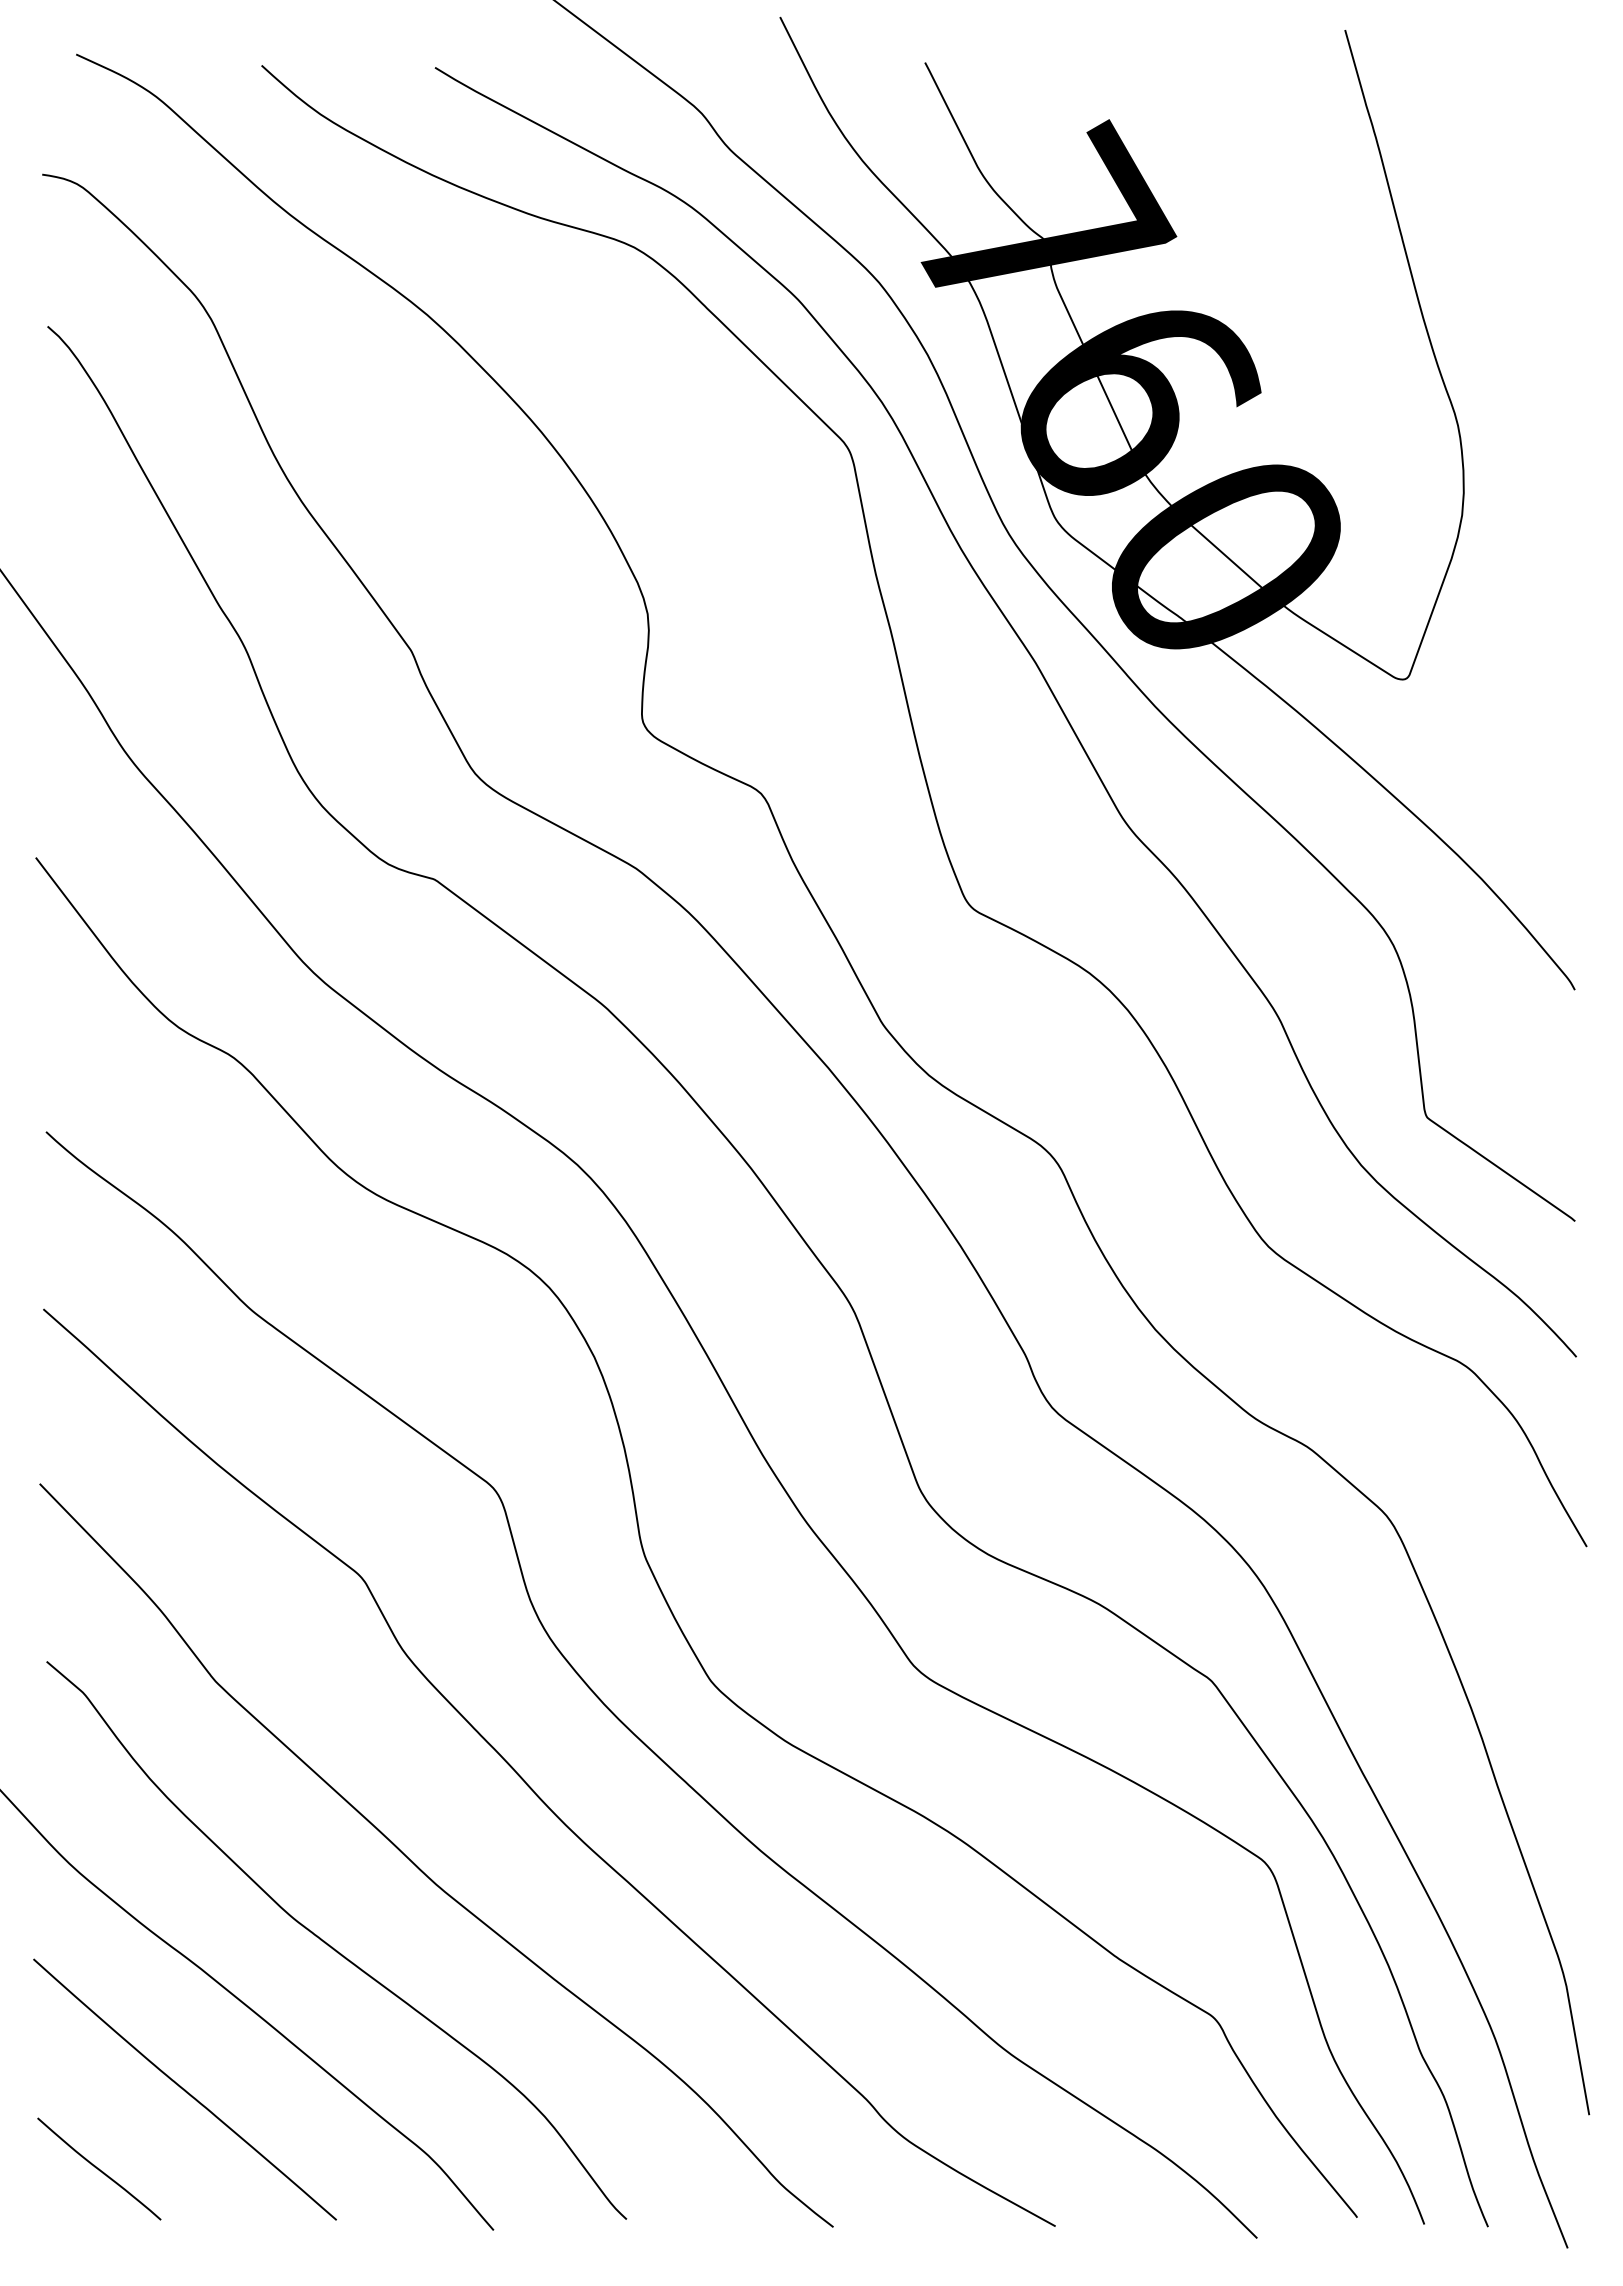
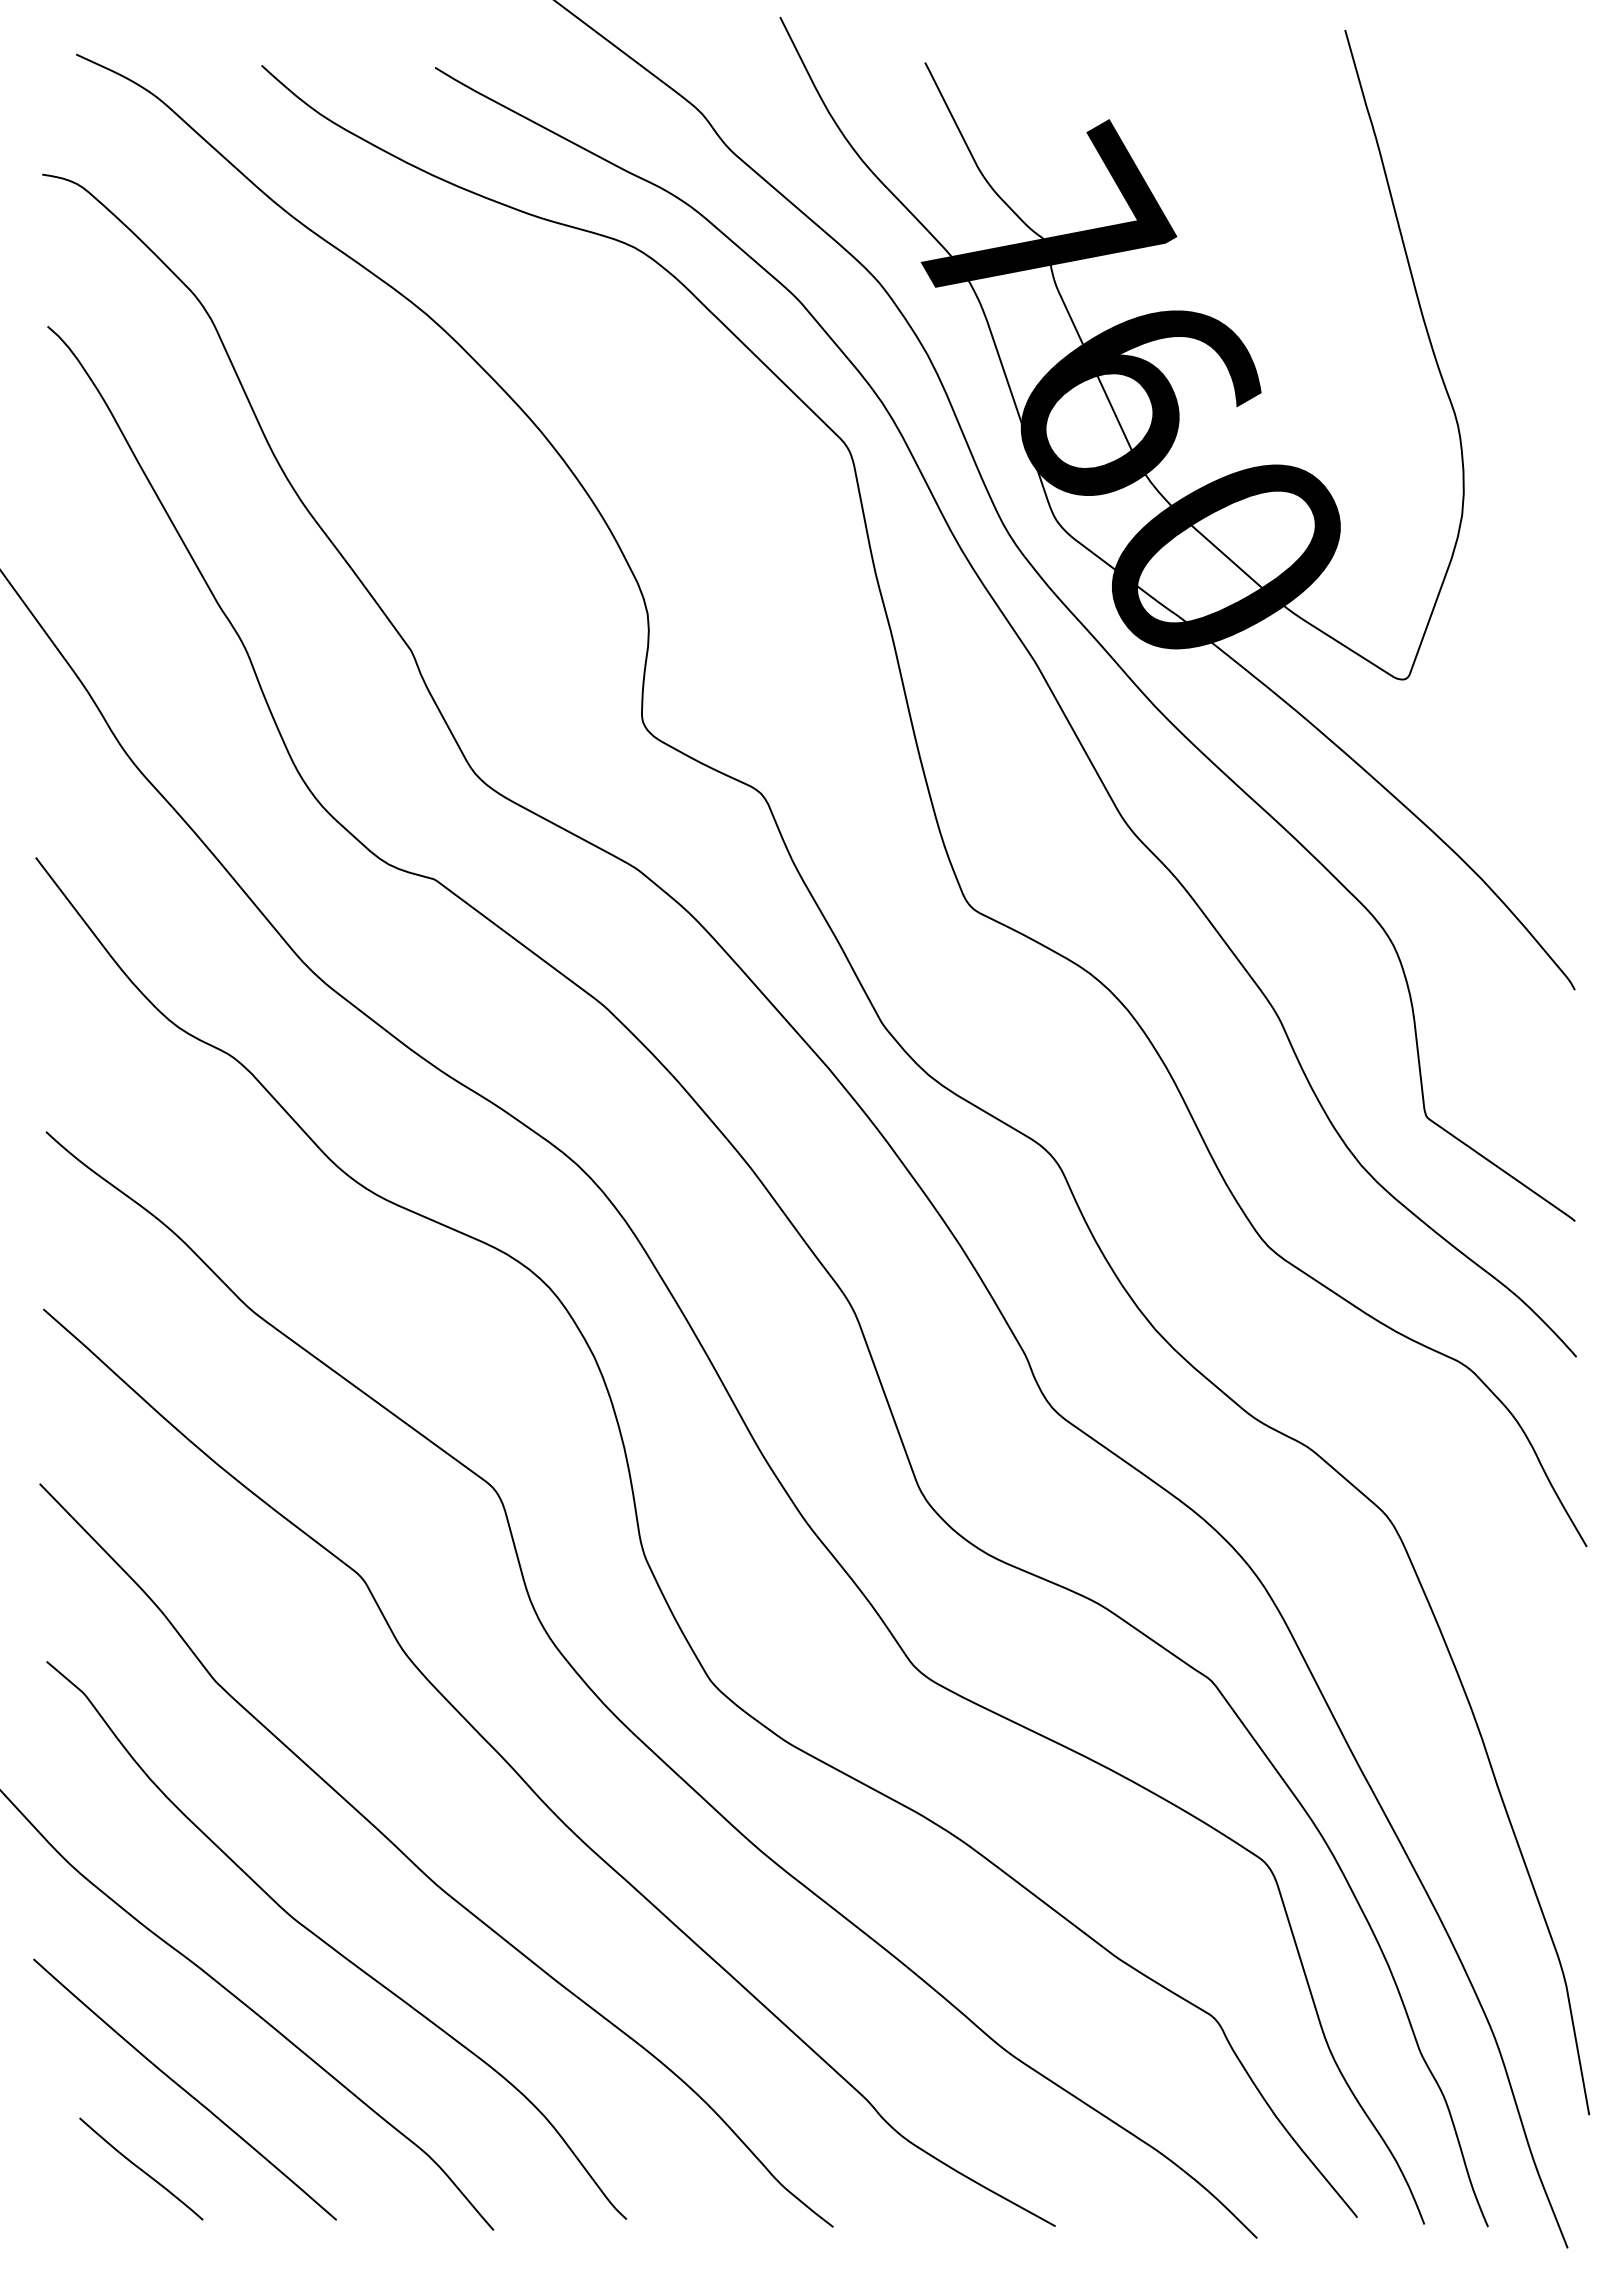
curve position: (99, 2168) -> (141, 2168) (141, 2168)
